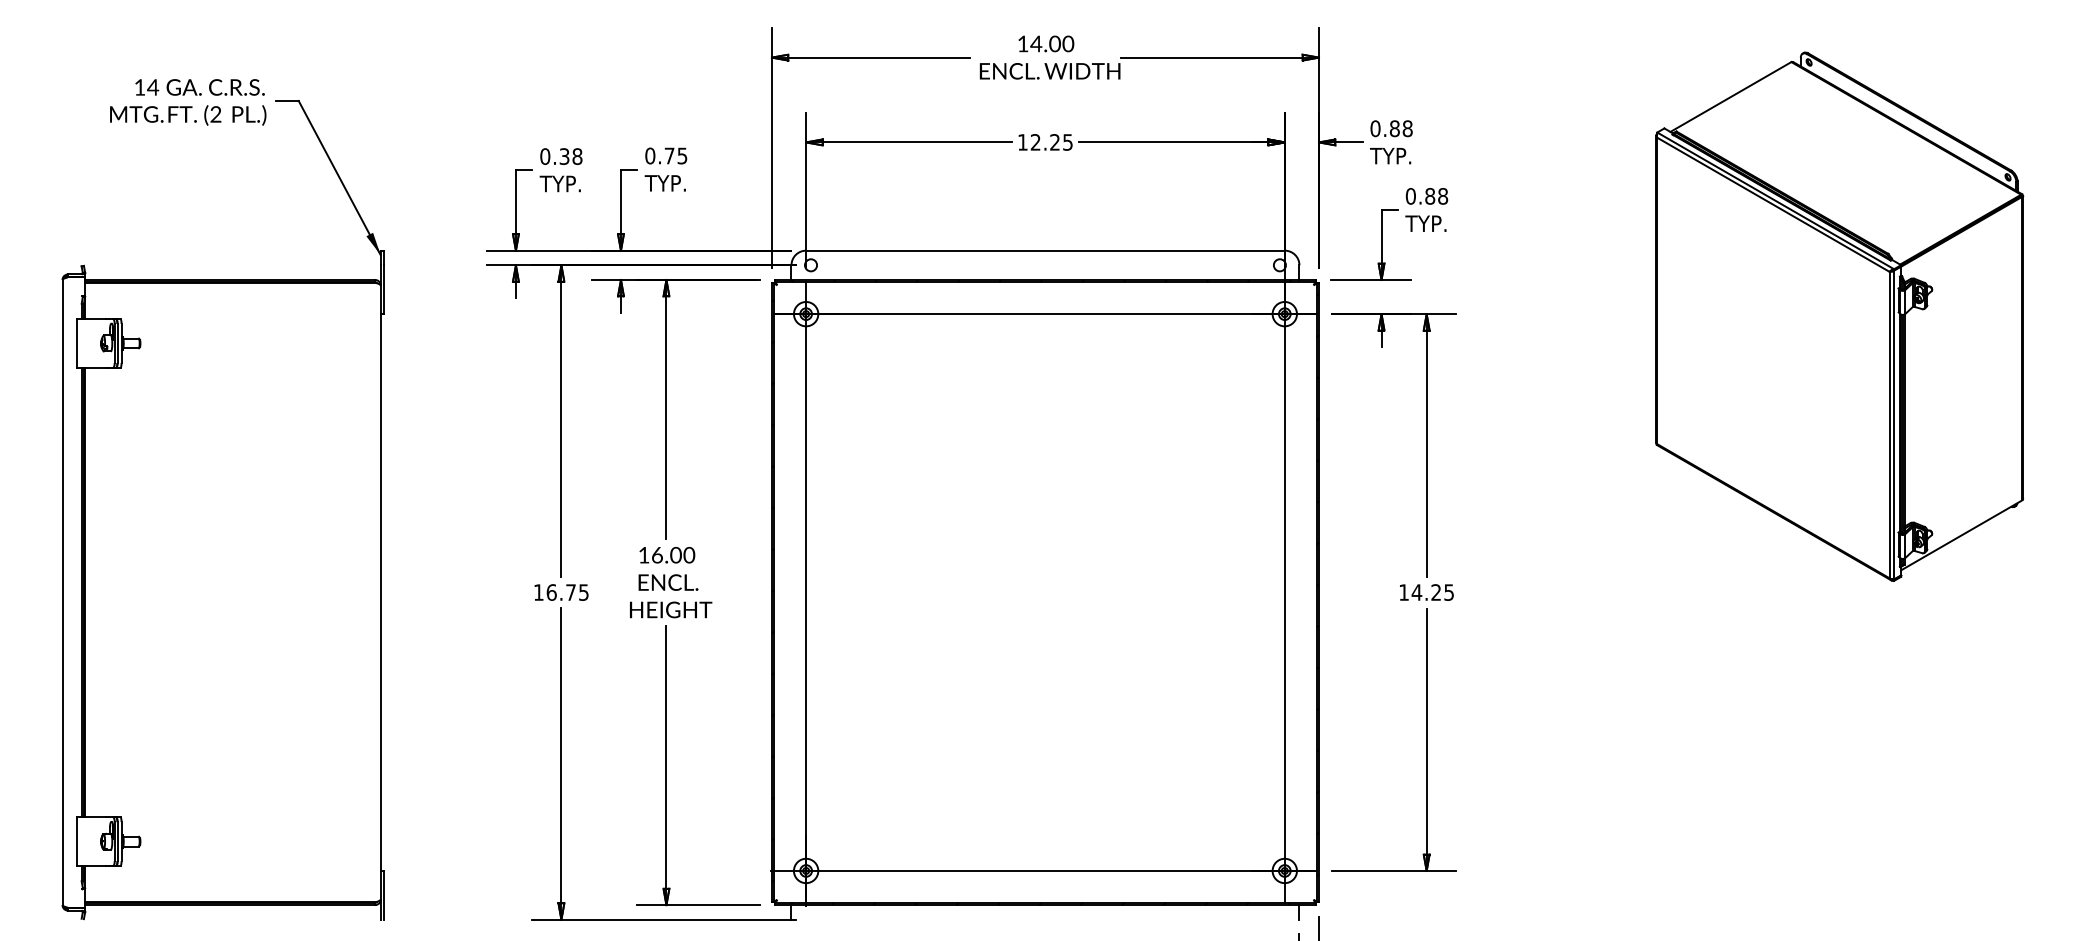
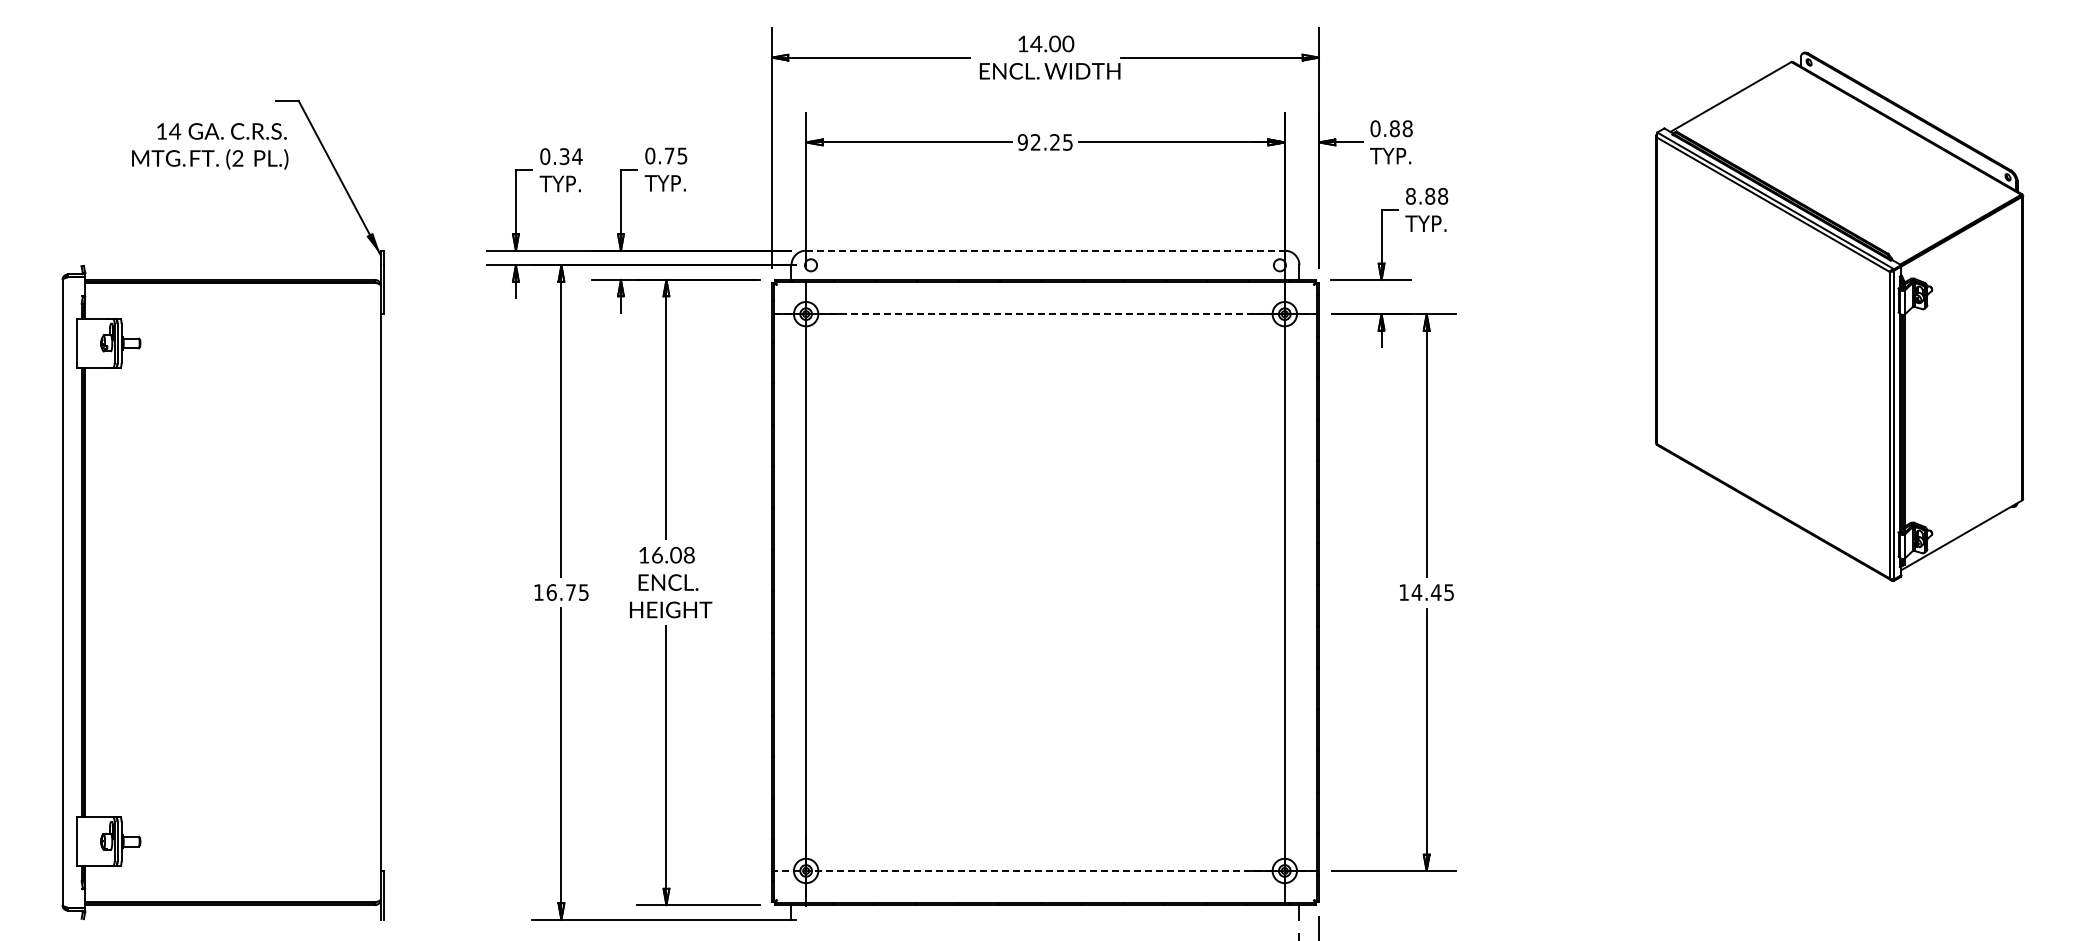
text position: (188, 102) -> (210, 146) (210, 146)
text: 12.25 -> 92.25 (1022, 142)
text: 0.38 -> 0.34 (577, 156)
text: 0.88 -> 8.88 (1410, 196)
line: solid -> dashed (1045, 250)
line: solid -> dashed (1045, 314)
text: 16.00 -> 16.08 (689, 555)
text: 14.25 -> 14.45 (1435, 592)
line: solid -> dashed (1044, 870)
